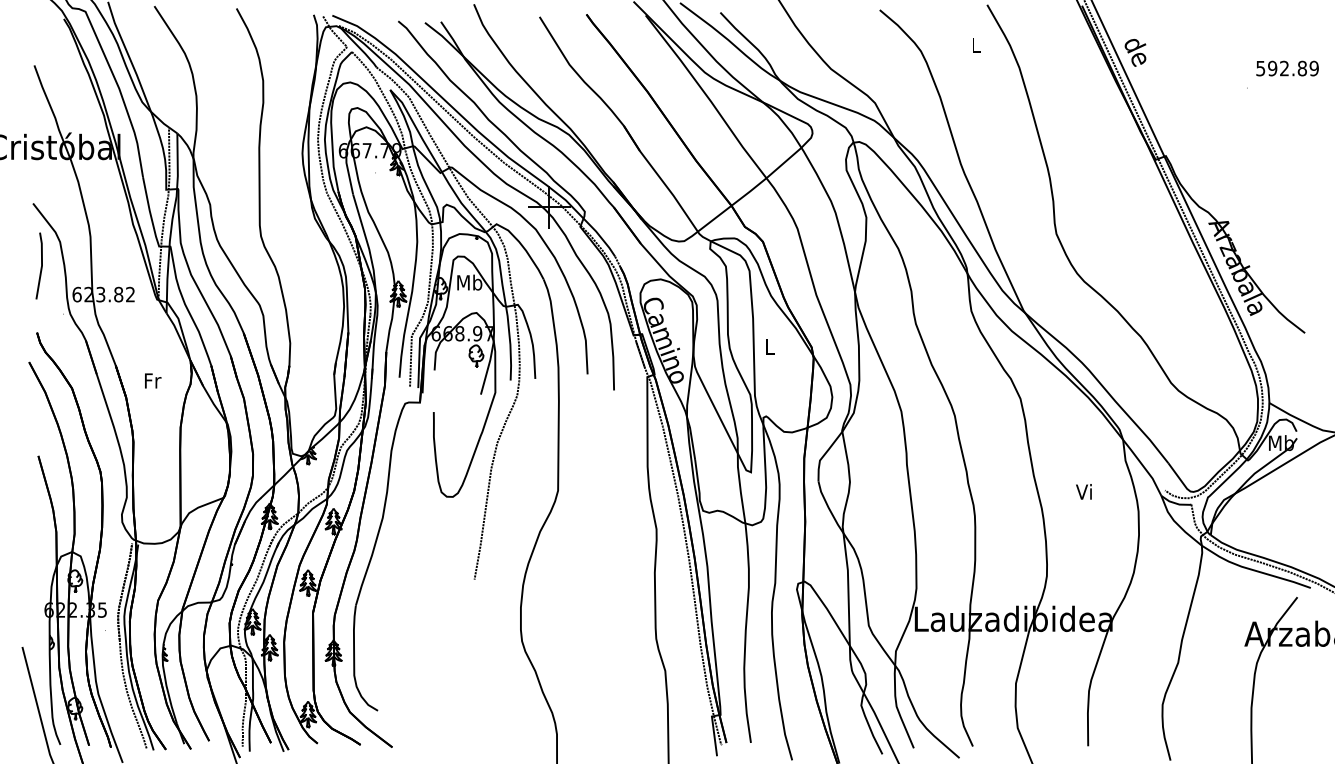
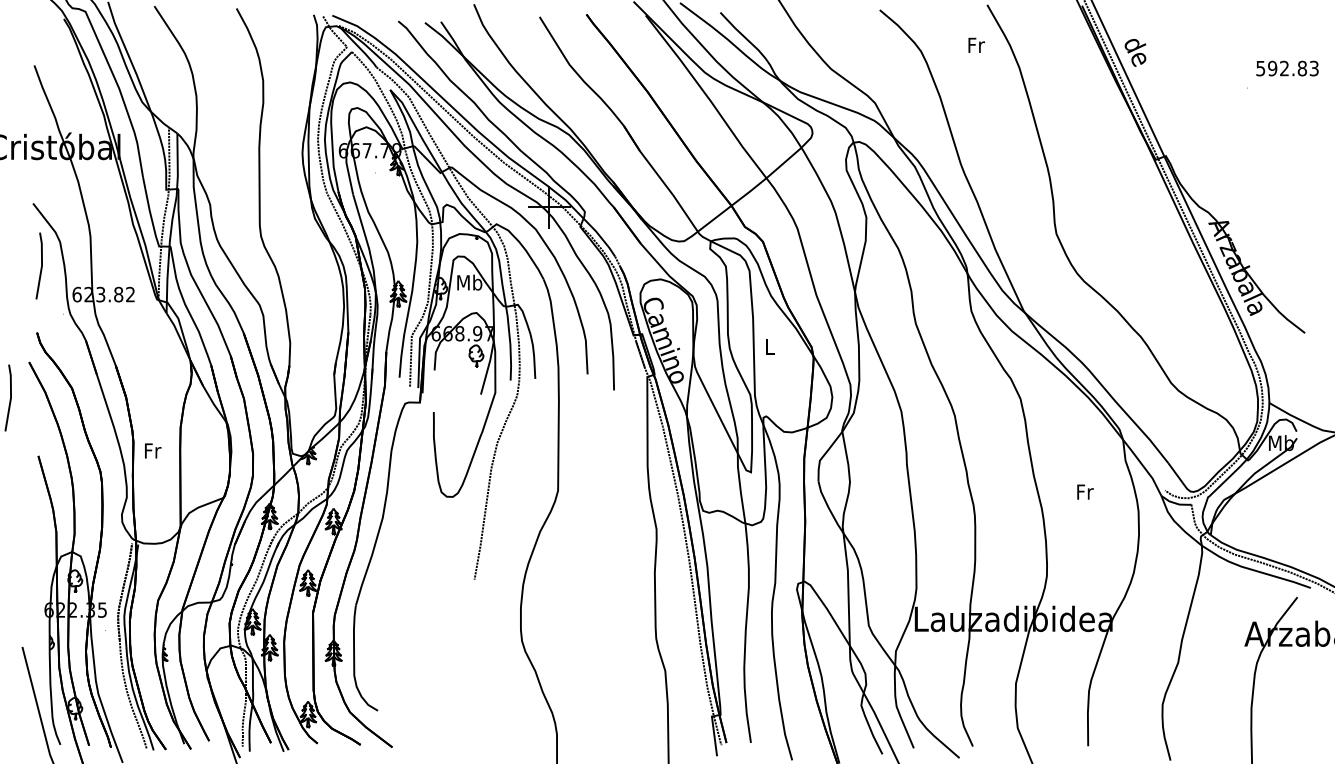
text: L -> Fr (976, 44)
text: 592.89 -> 592.83 (1313, 68)
text position: (153, 380) -> (153, 450) (153, 450)
line: none -> present (9, 399)
text: Vi -> Fr (1084, 491)
